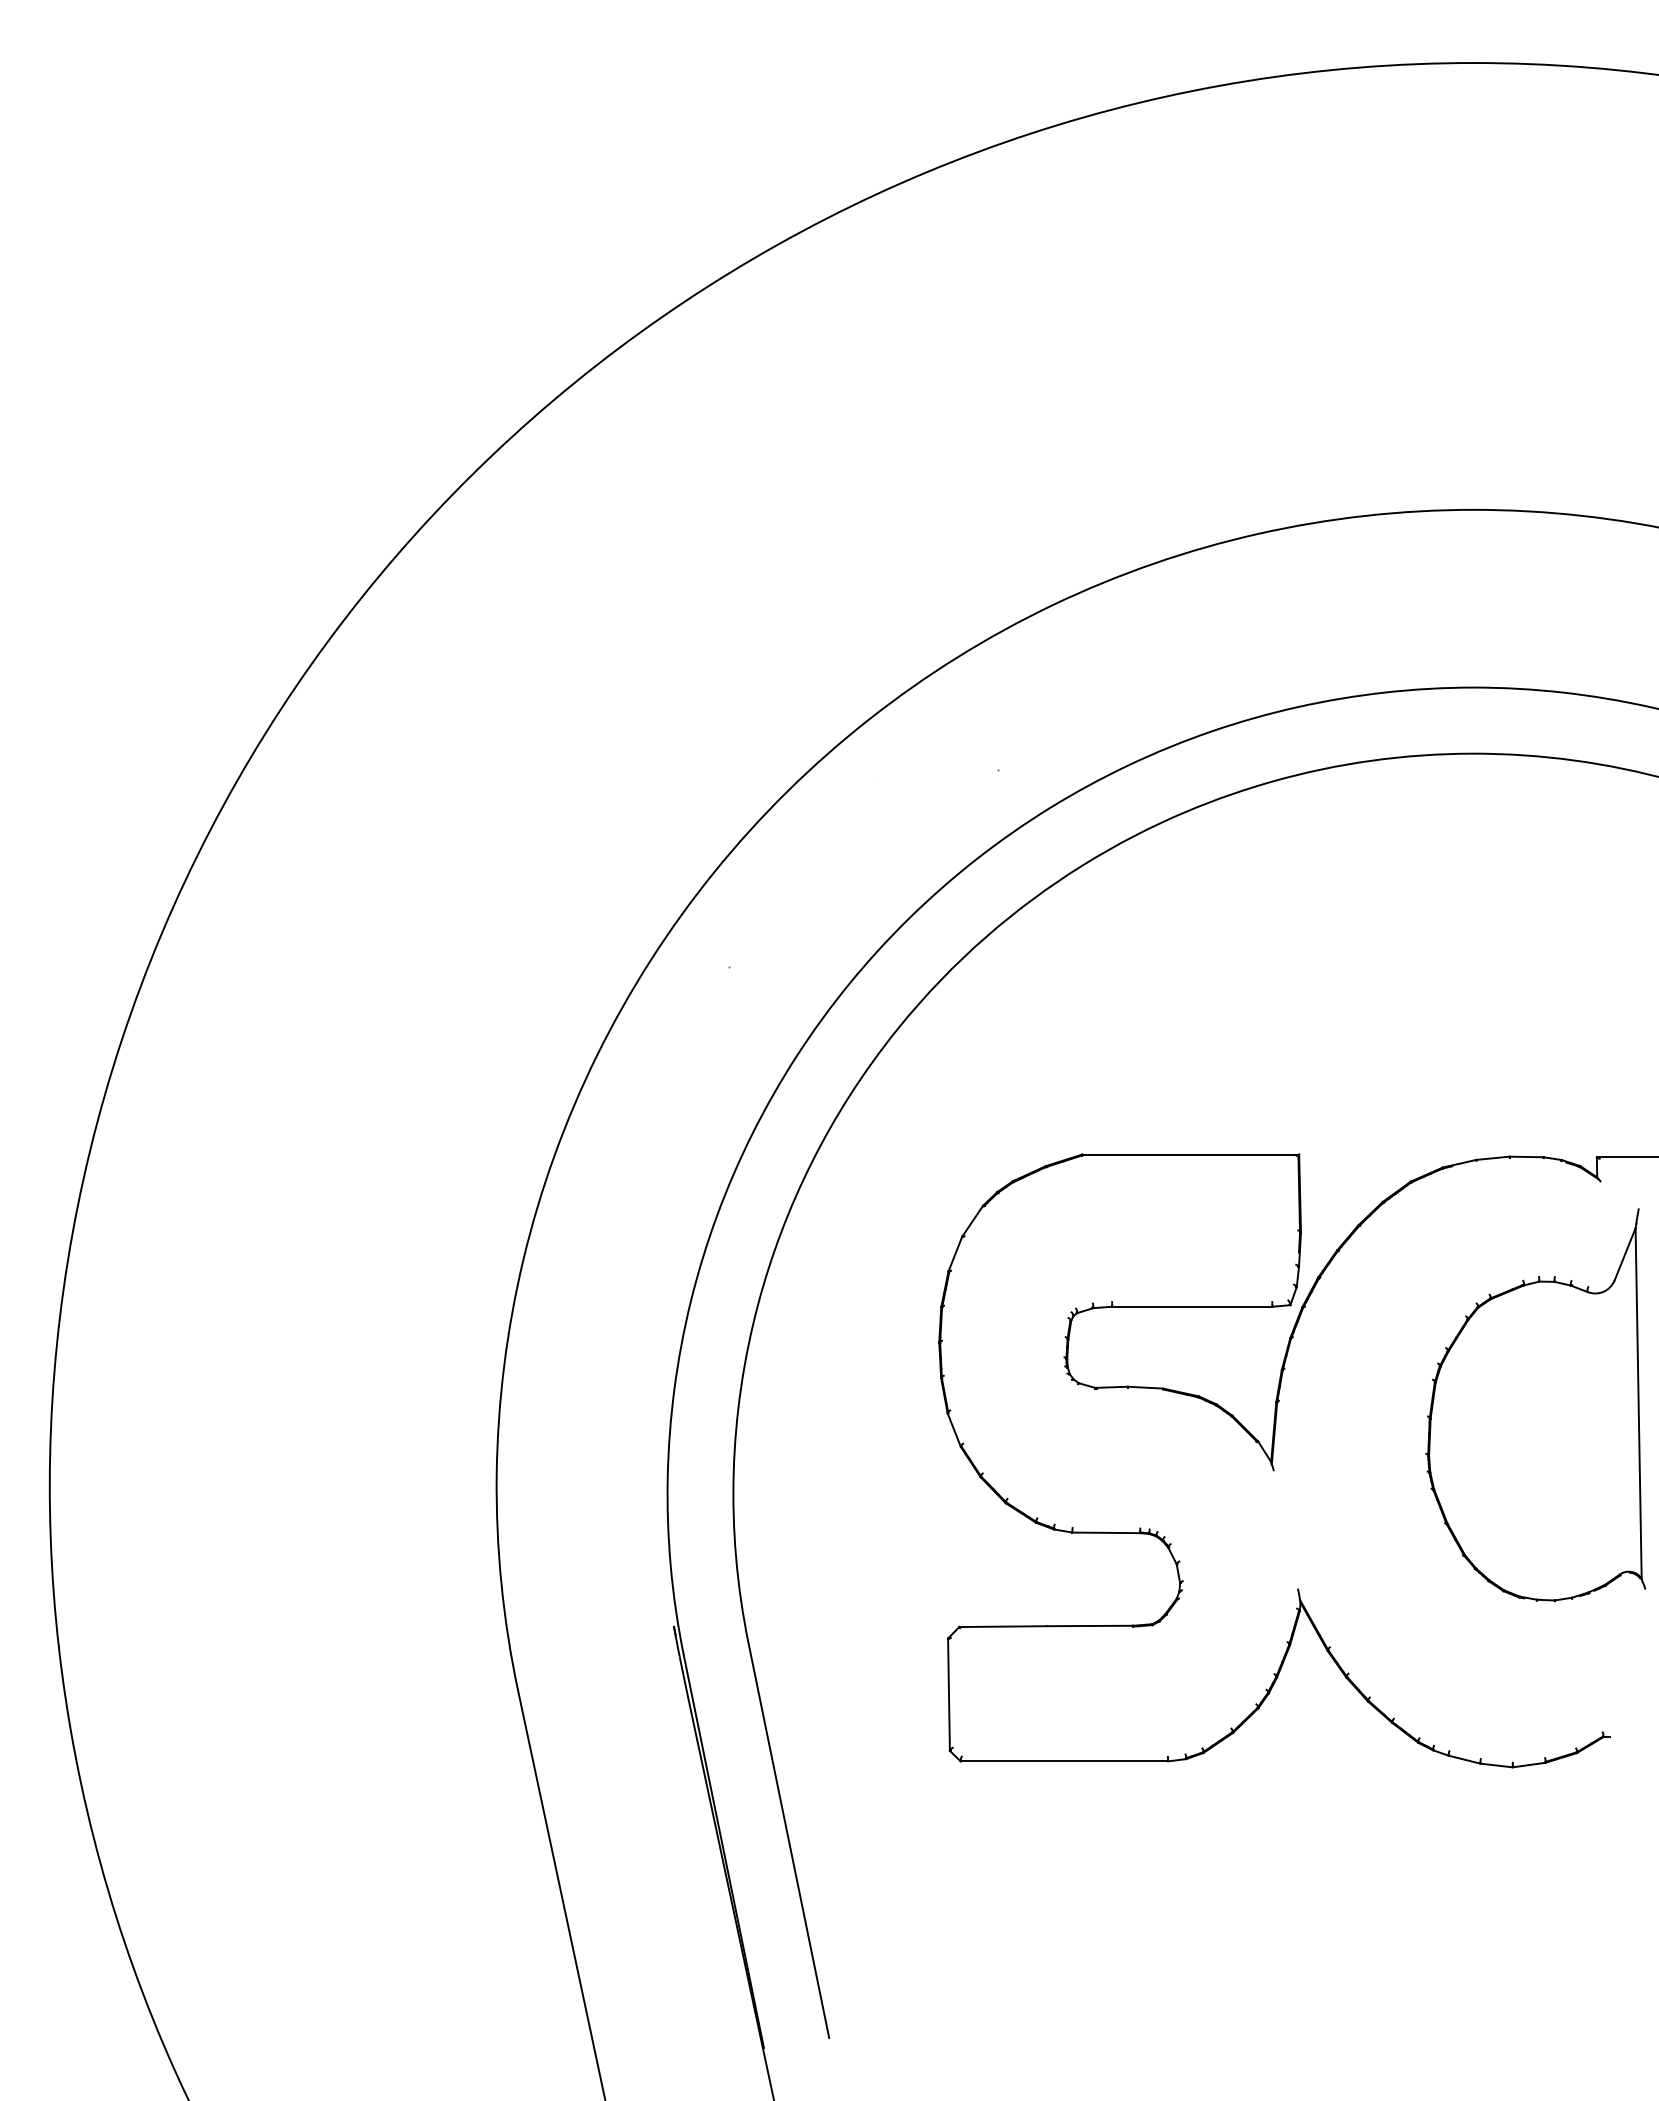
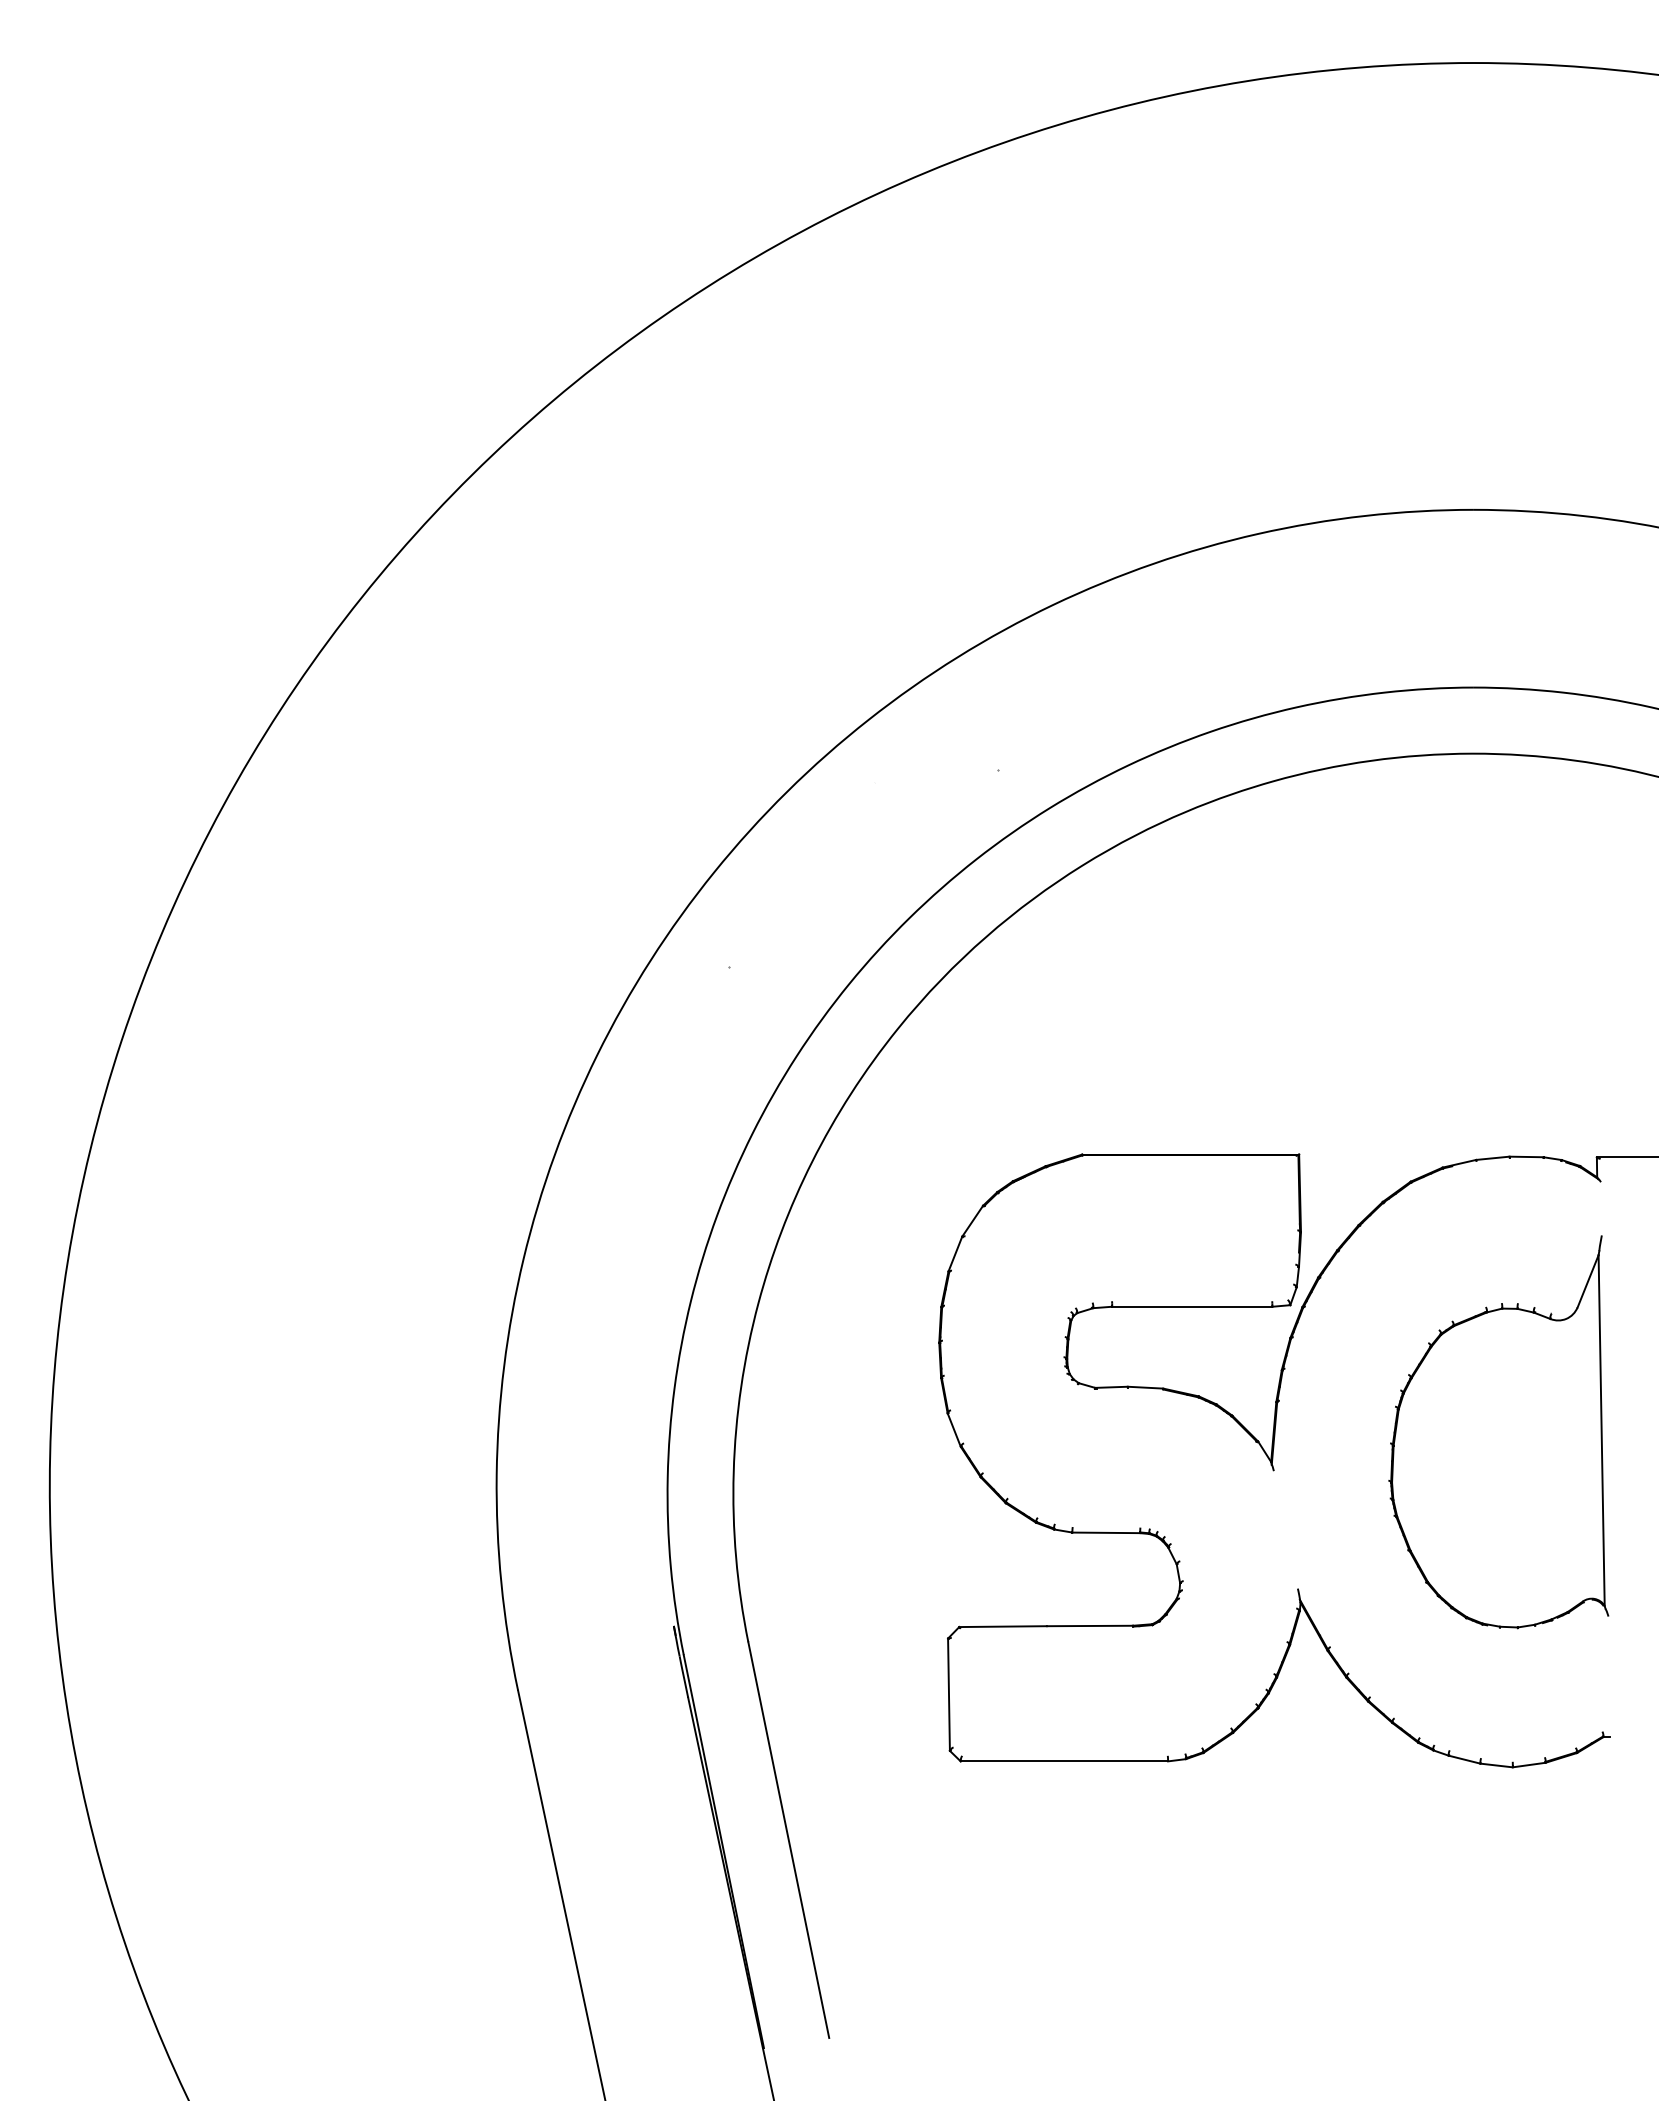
part position: (1535, 1405) -> (1498, 1432) (1498, 1432)
